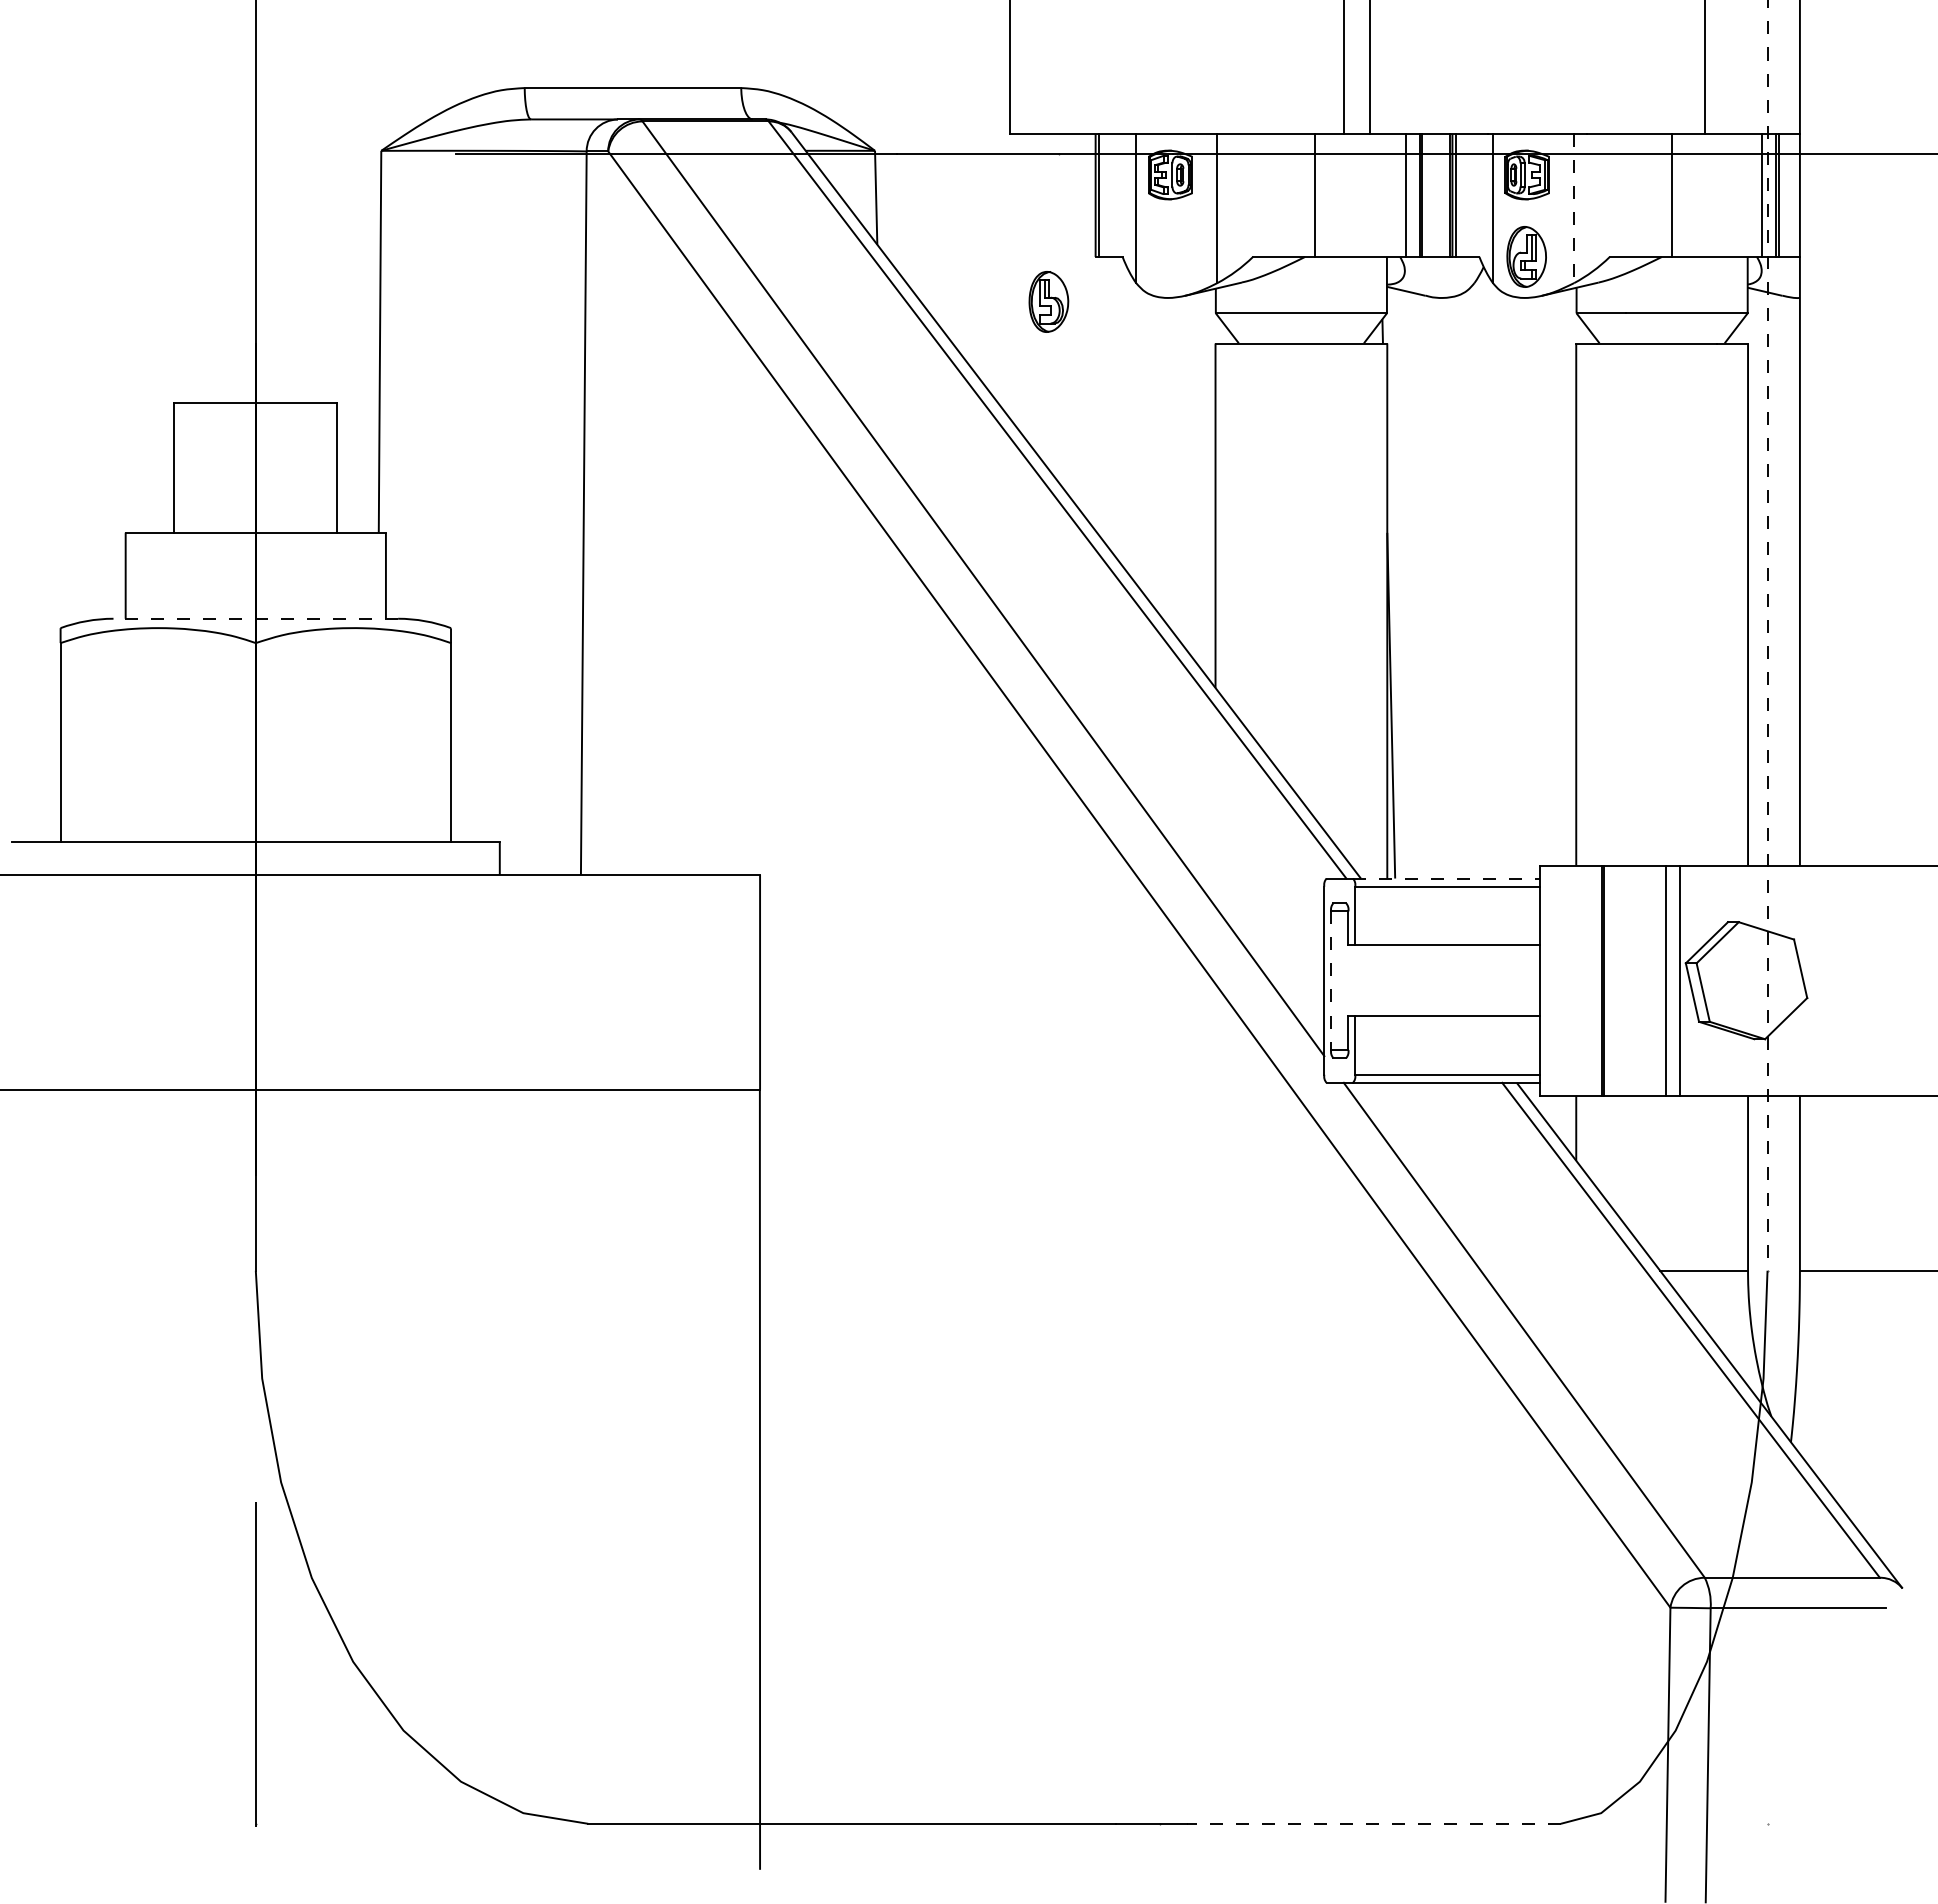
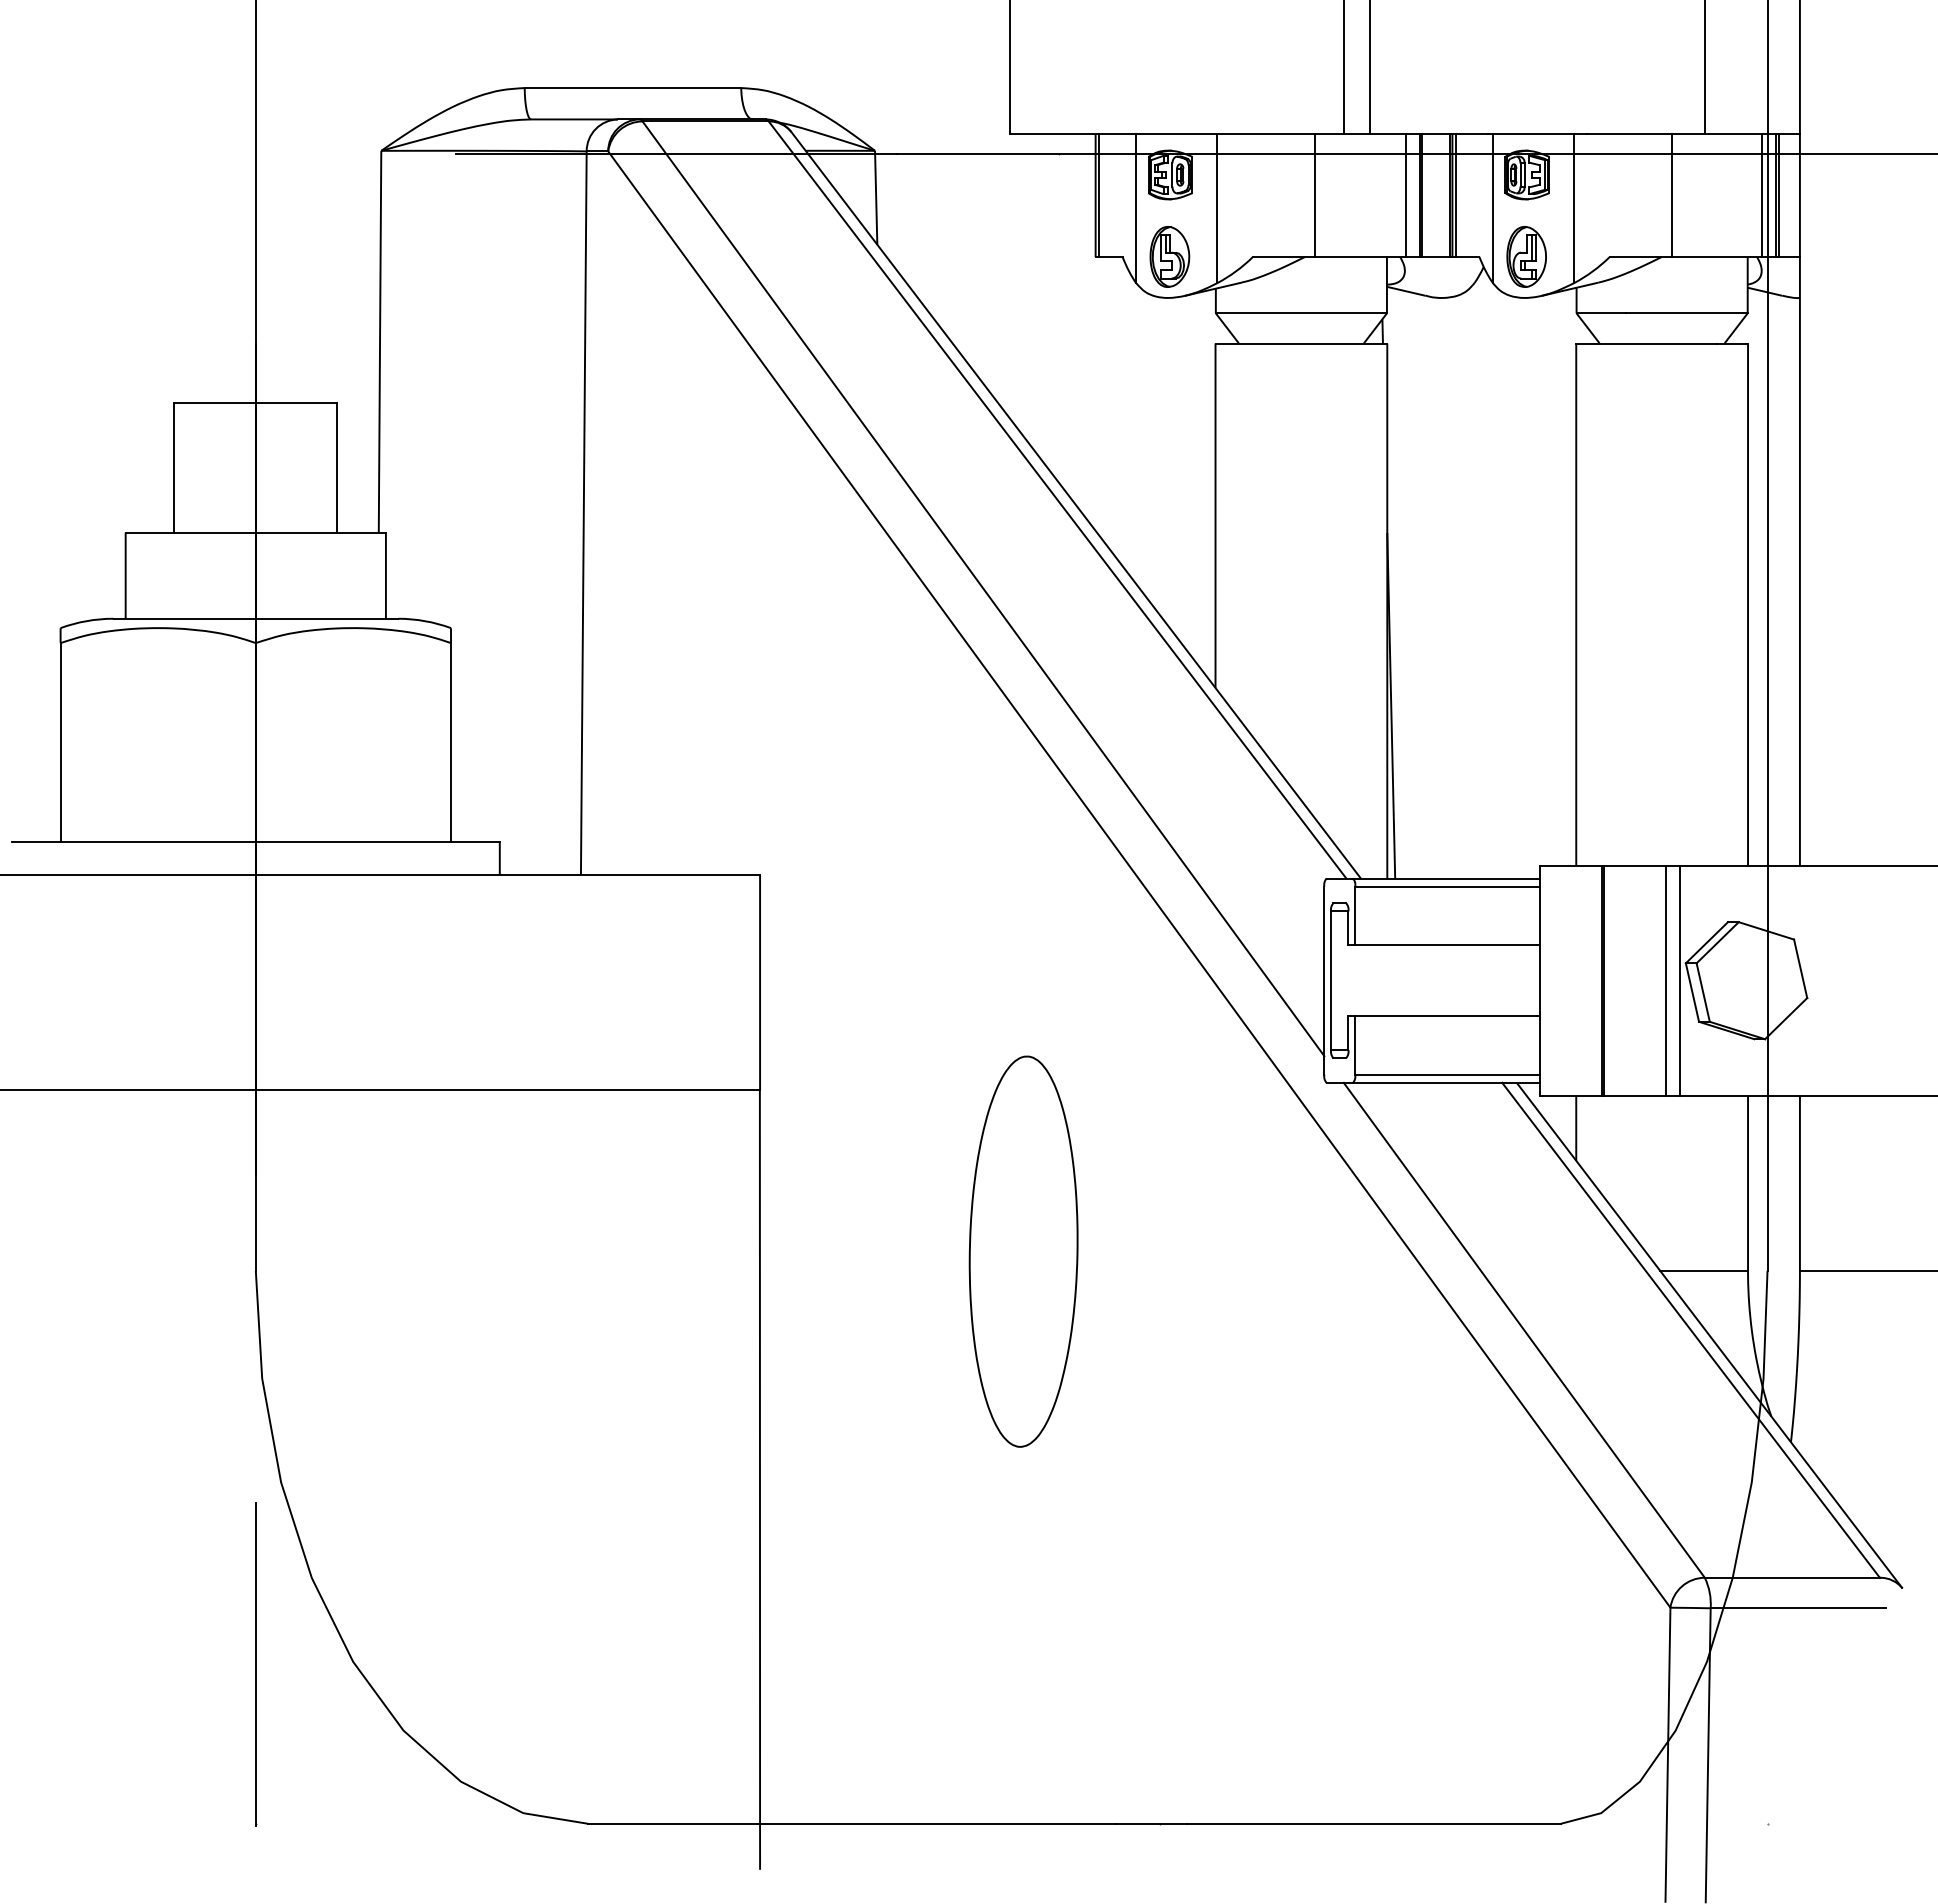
line: dashed -> solid (1574, 208)
part position: (1048, 301) -> (1169, 256) (1169, 256)
line: dashed -> solid (255, 618)
line: dashed -> solid (1767, 635)
line: dashed -> solid (1446, 878)
line: dashed -> solid (1331, 981)
part: none -> present (1023, 1251)
line: dashed -> solid (1373, 1823)
